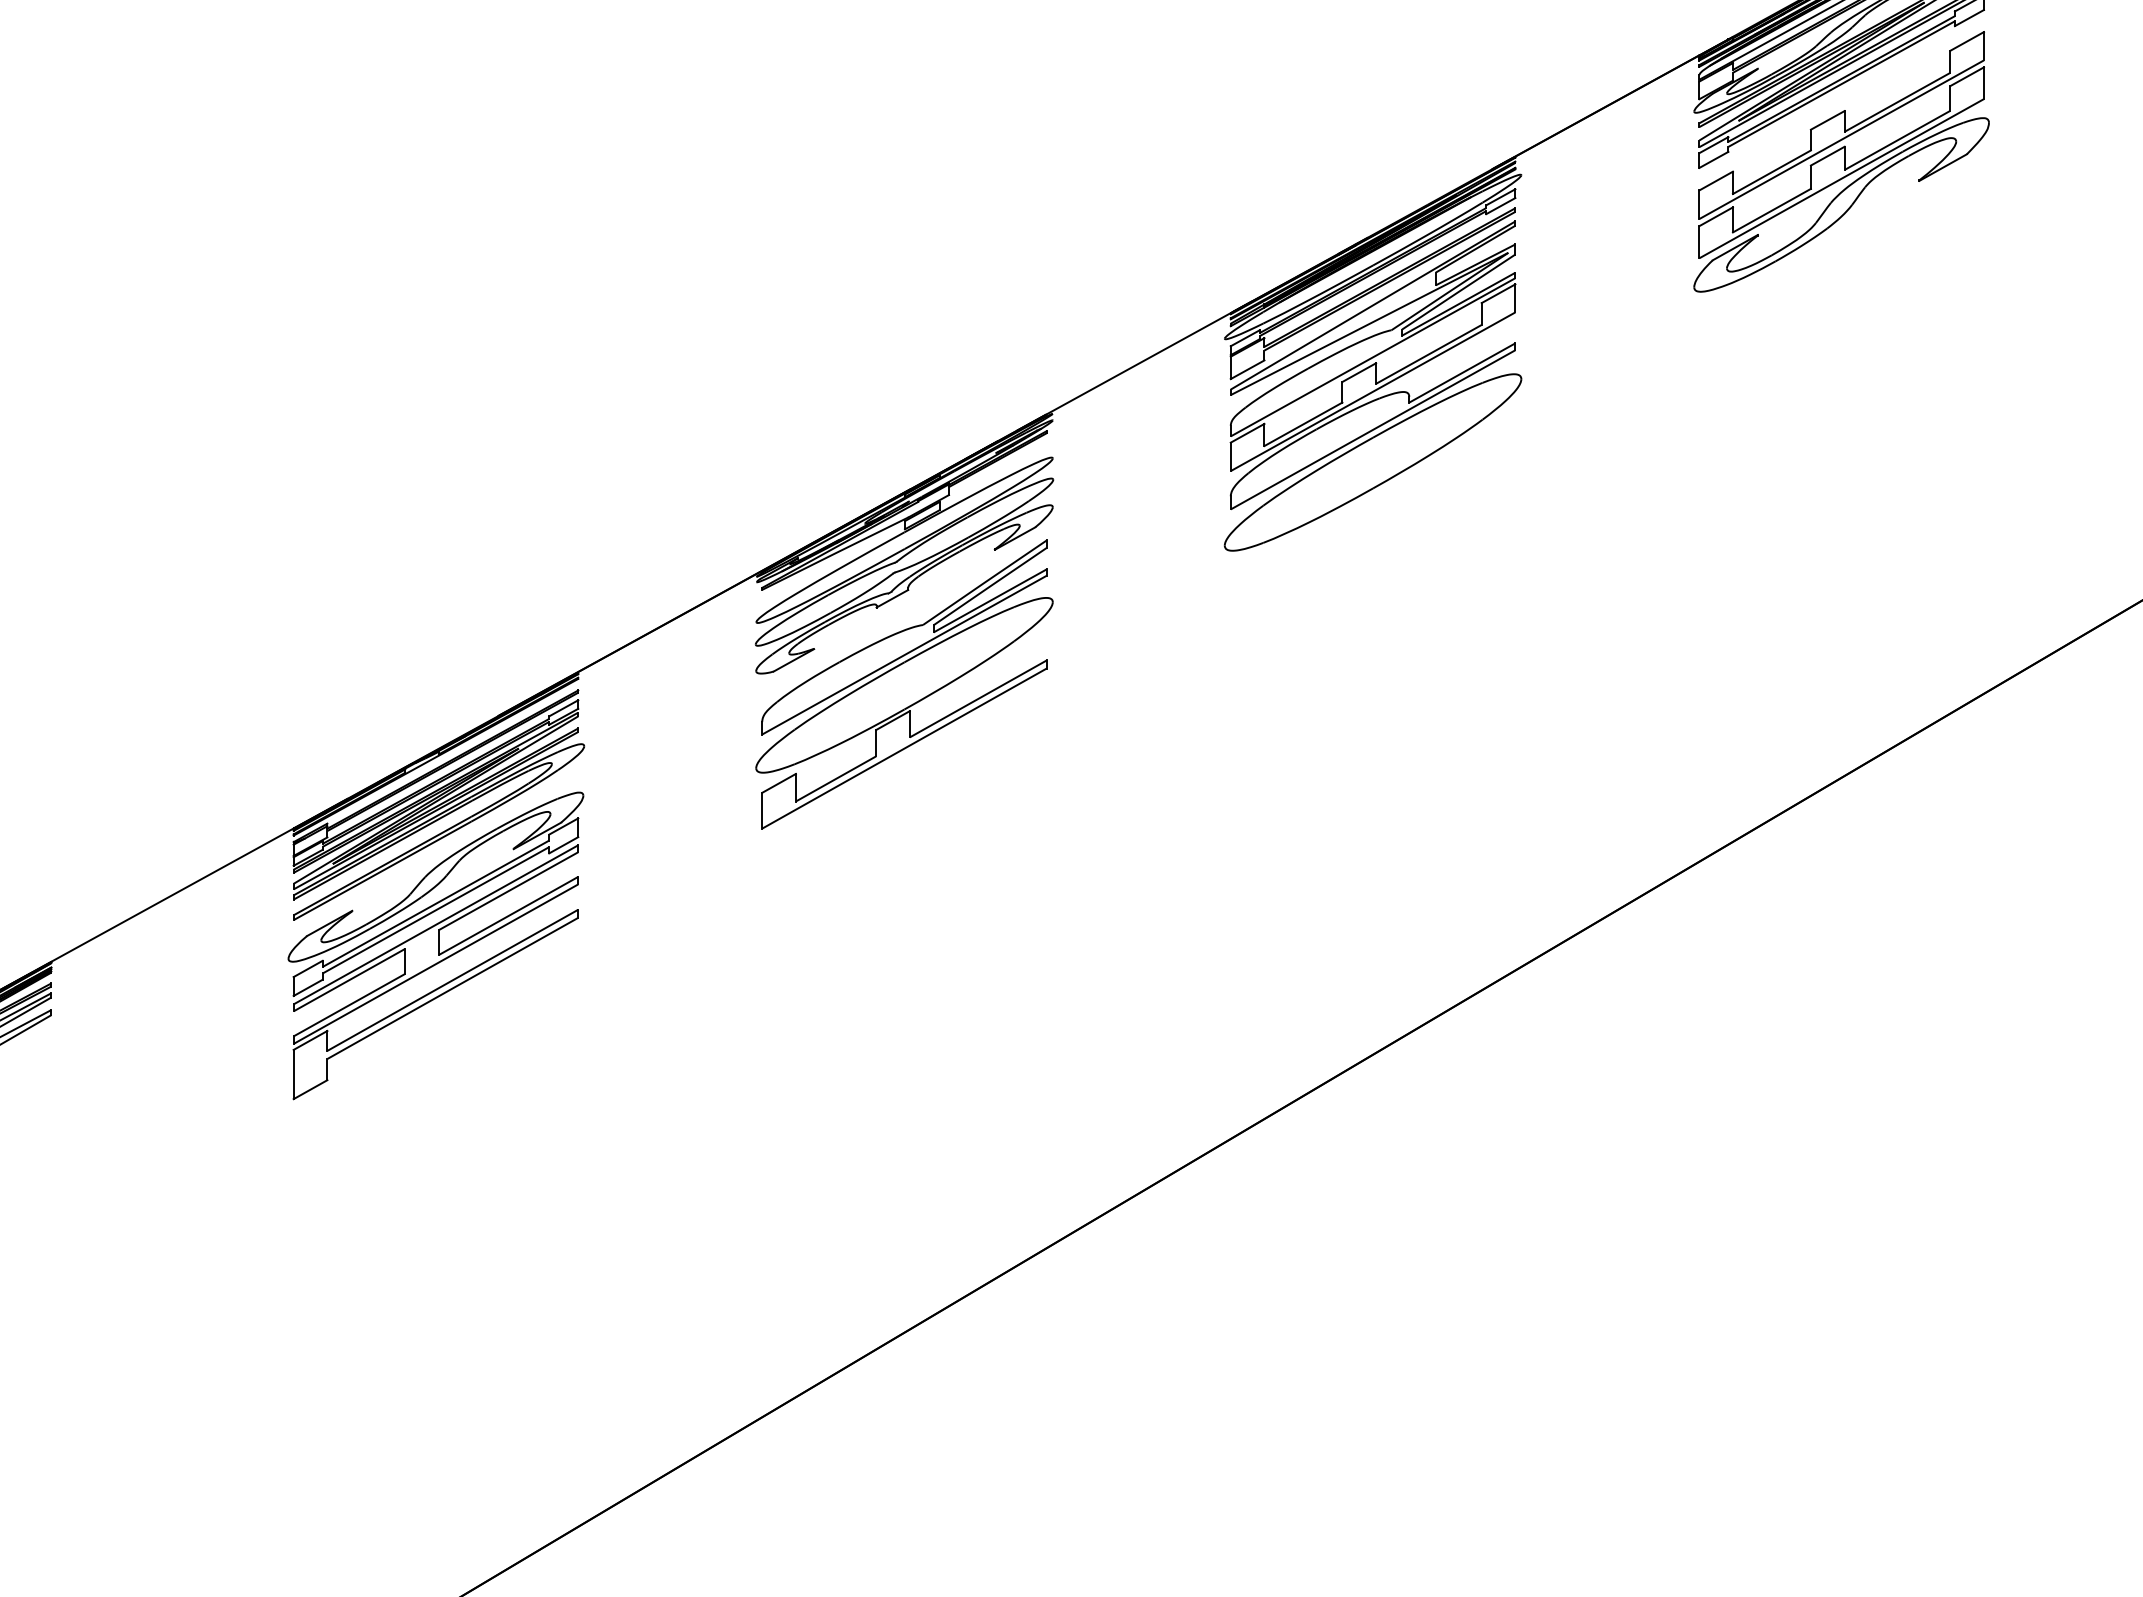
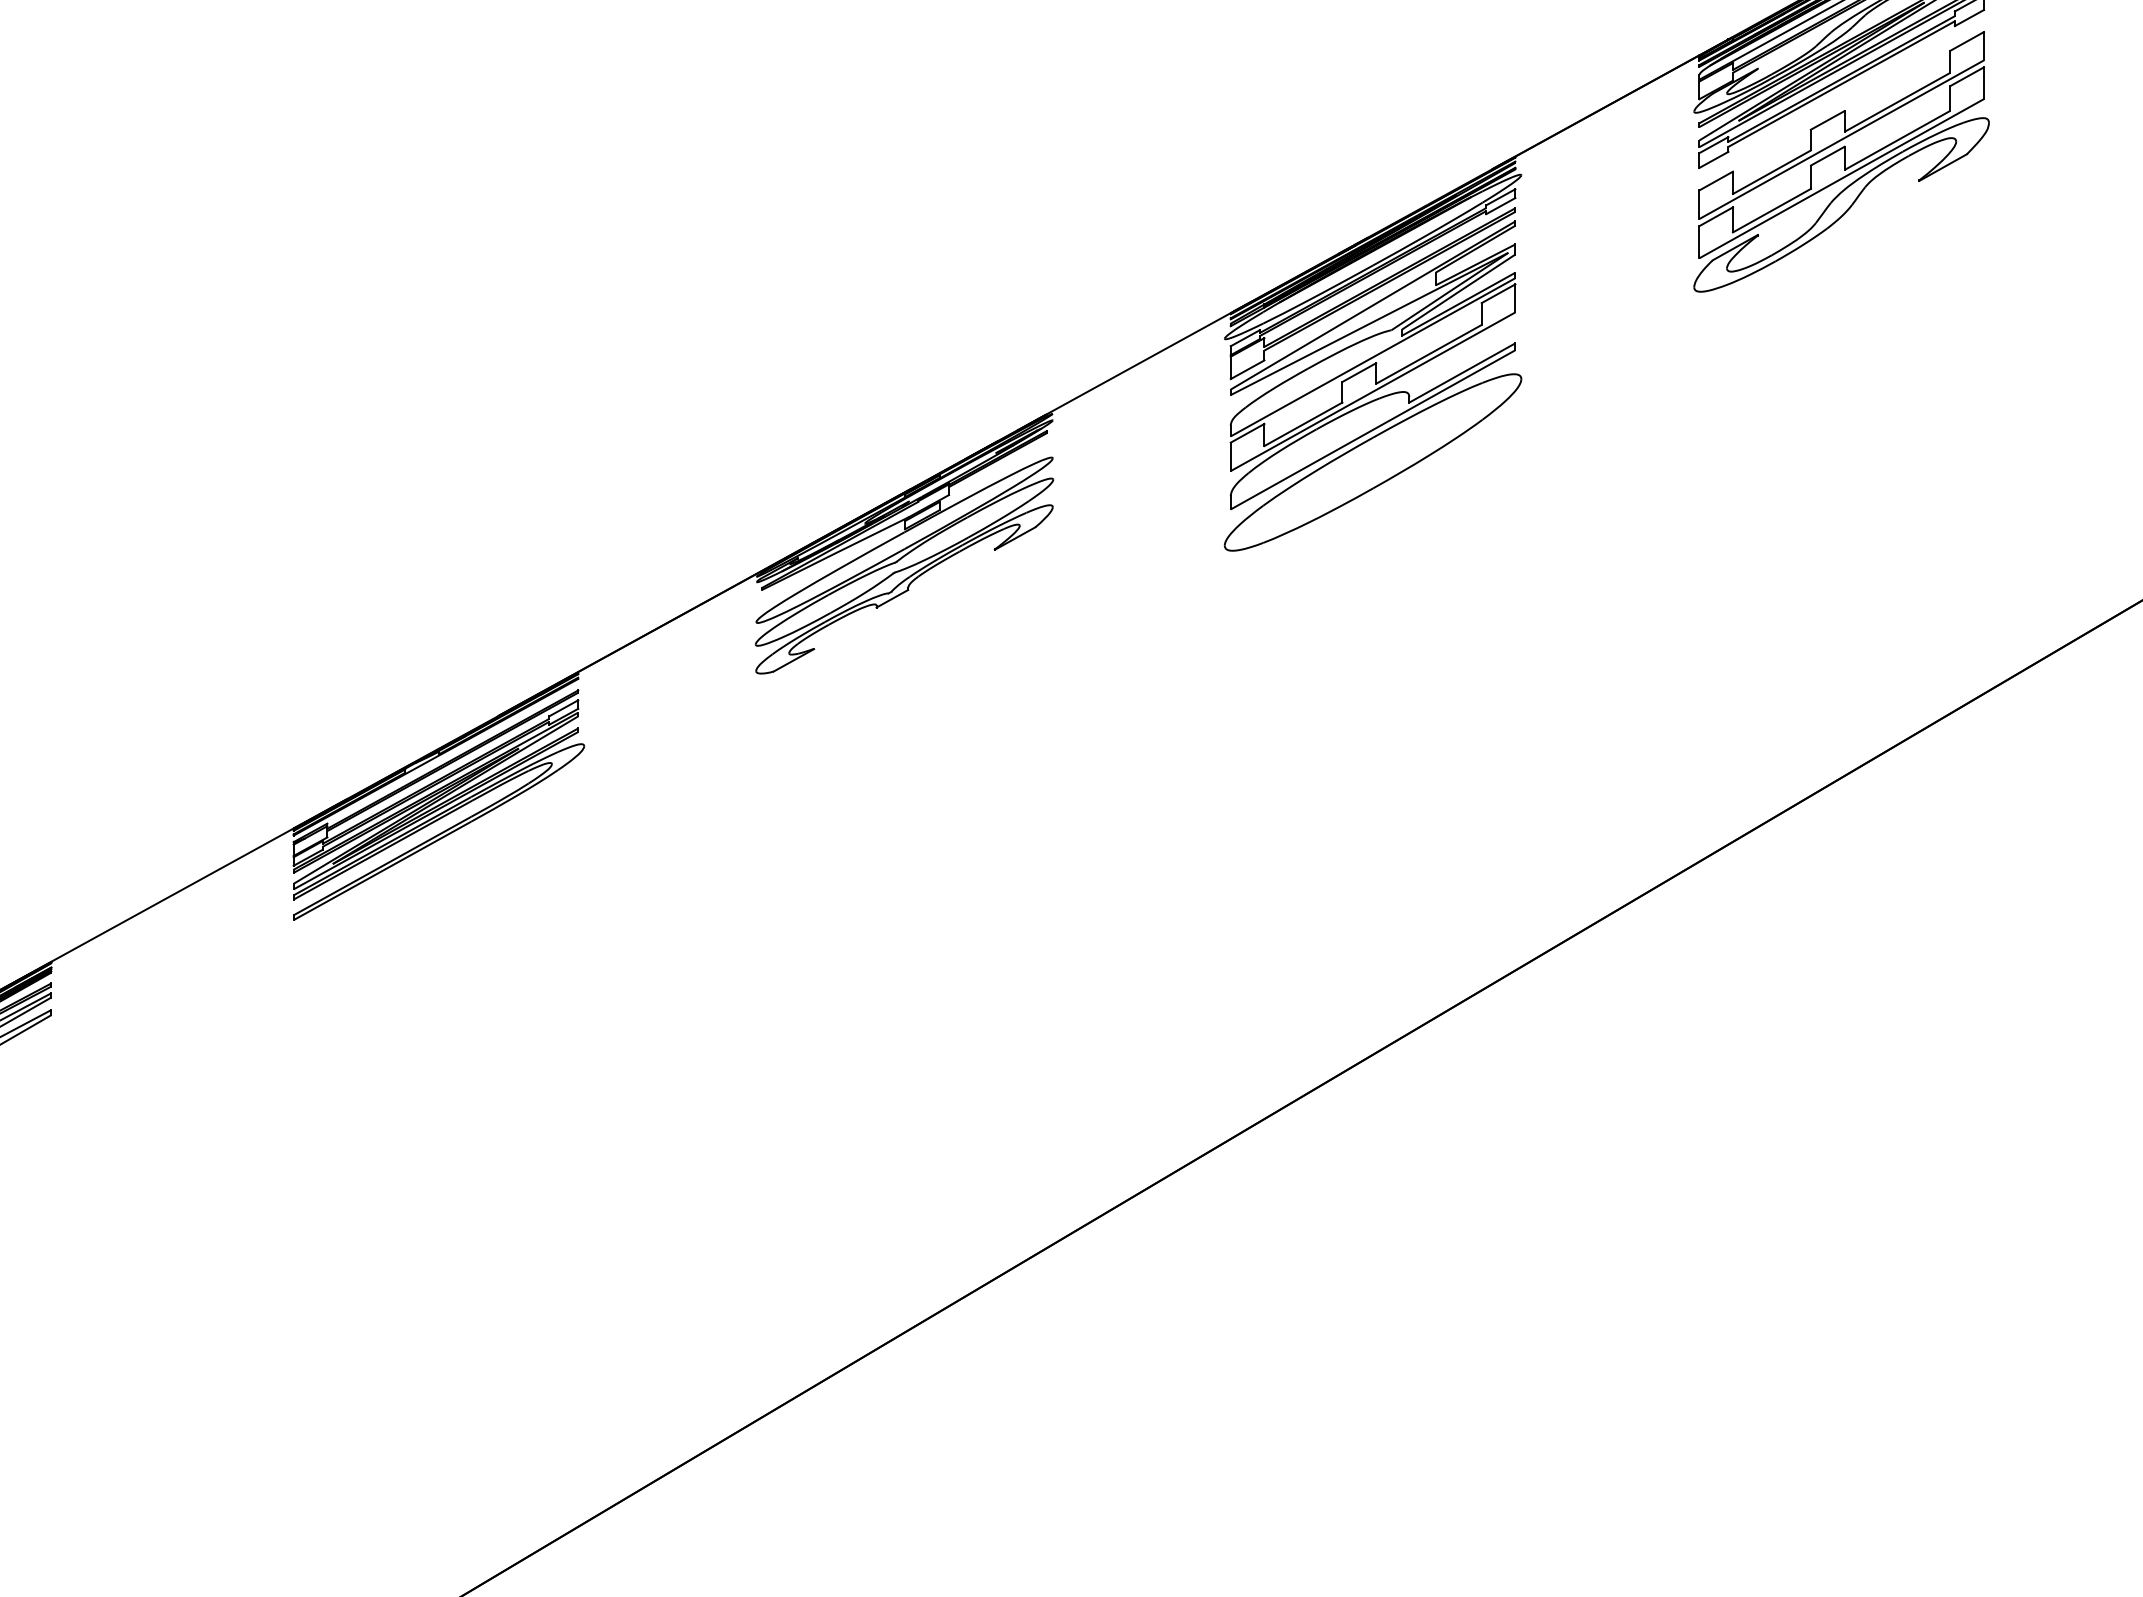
part: present -> none (904, 684)
part: present -> none (435, 945)
